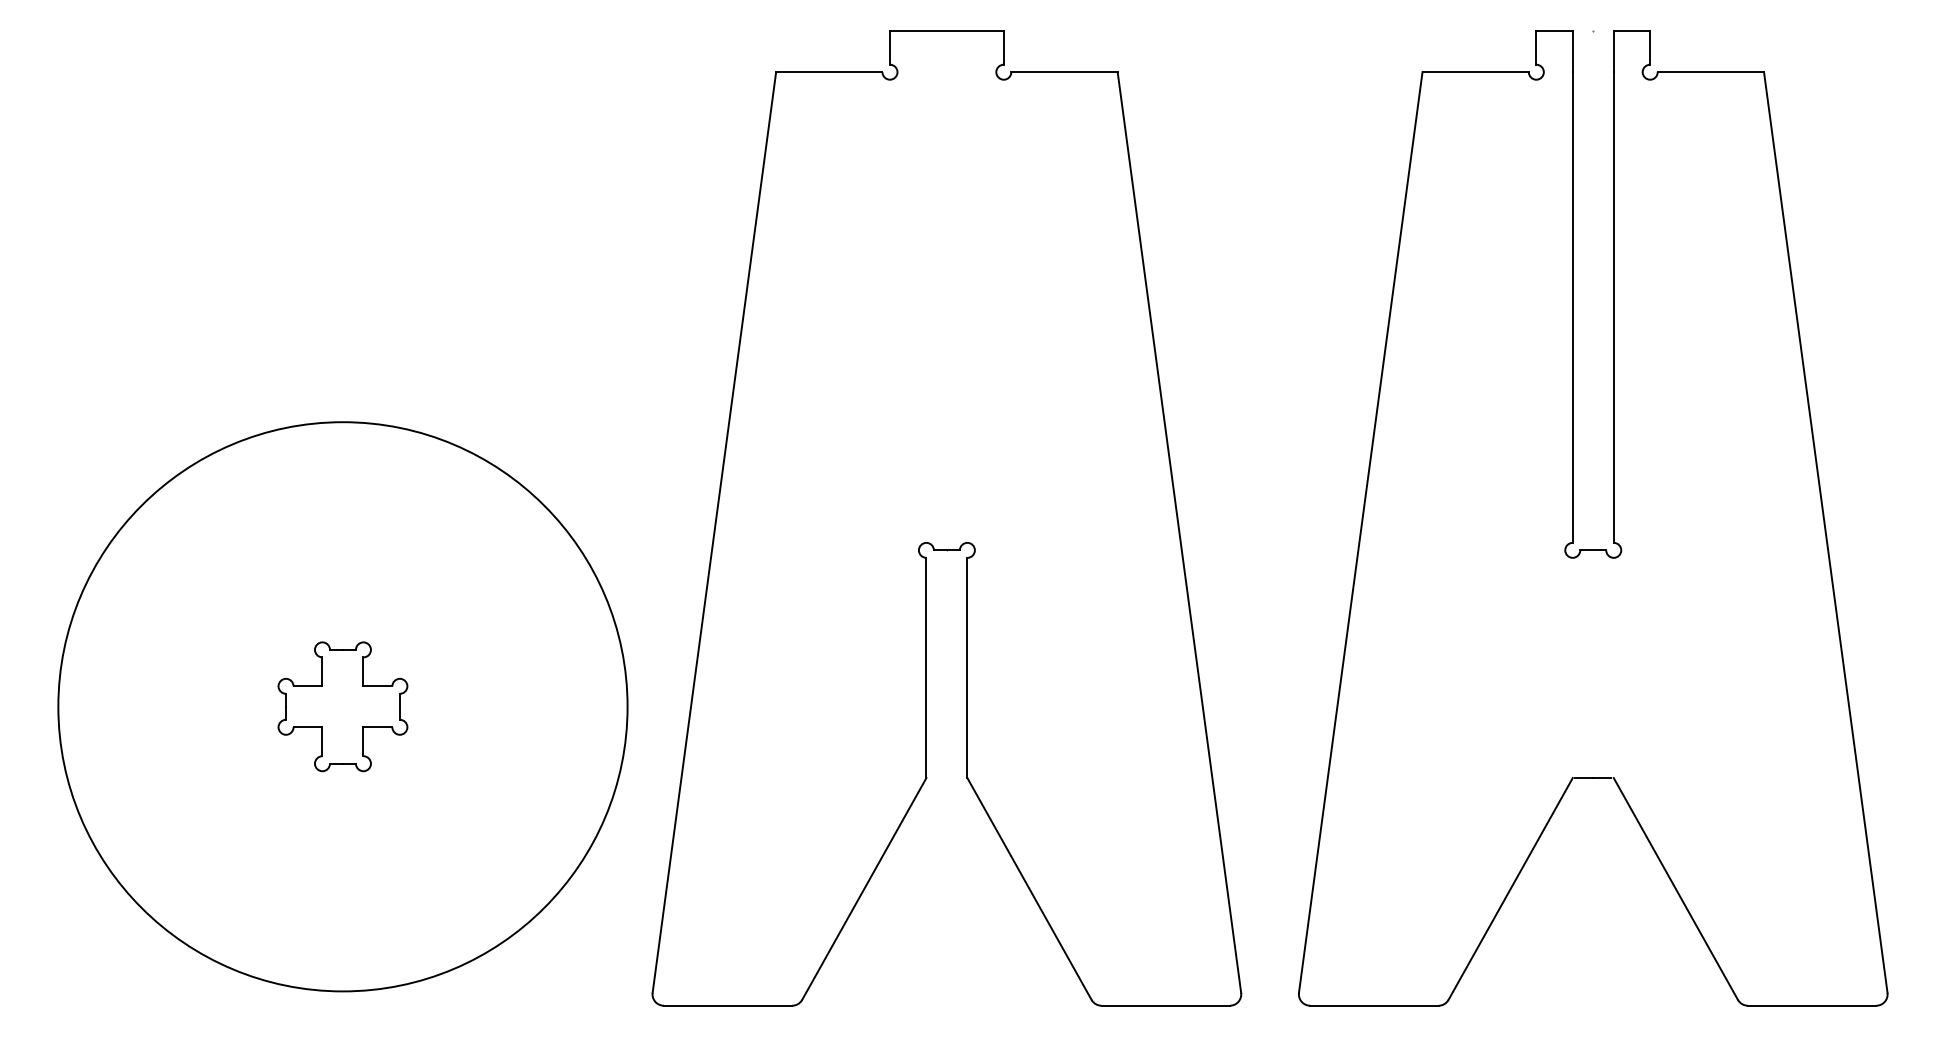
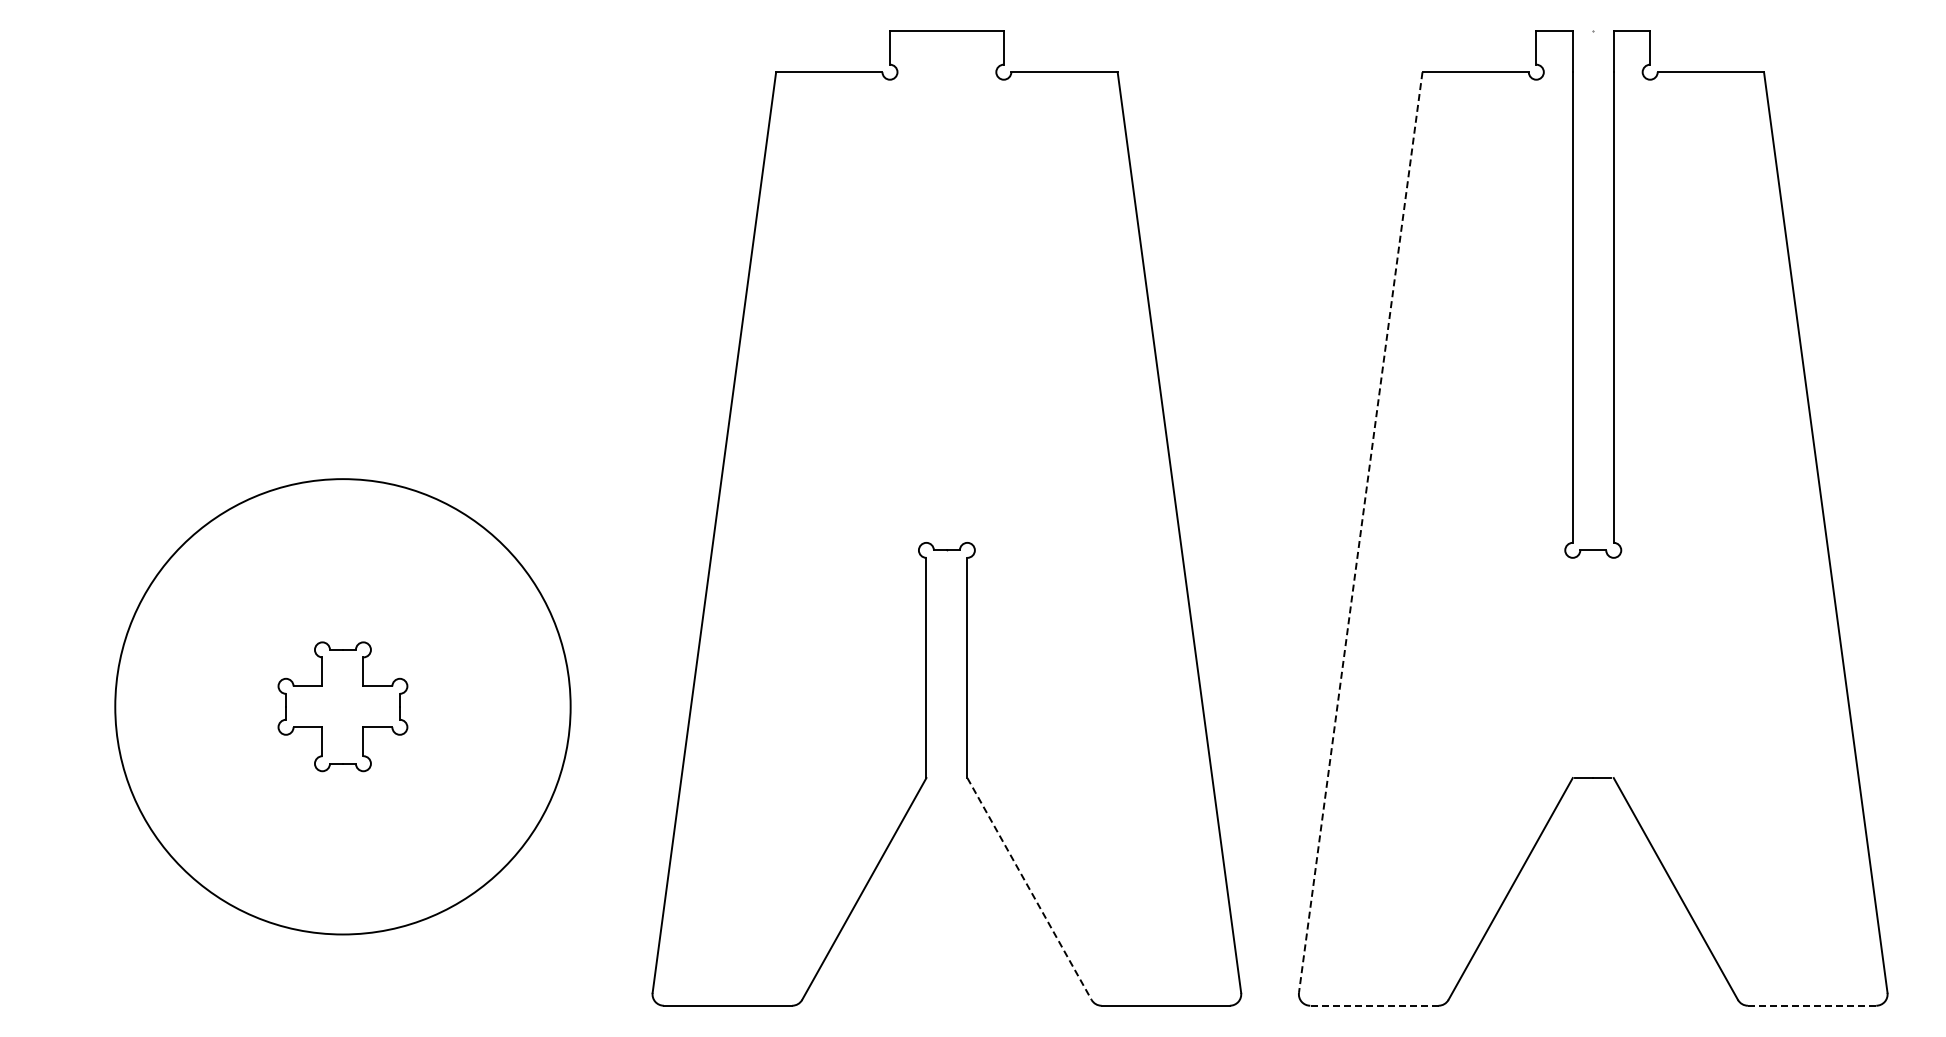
line: solid -> dashed (1360, 533)
circle diameter: 569 px -> 455 px (342, 706)
line: solid -> dashed (1029, 889)
line: solid -> dashed (1373, 1005)
line: solid -> dashed (1812, 1005)
